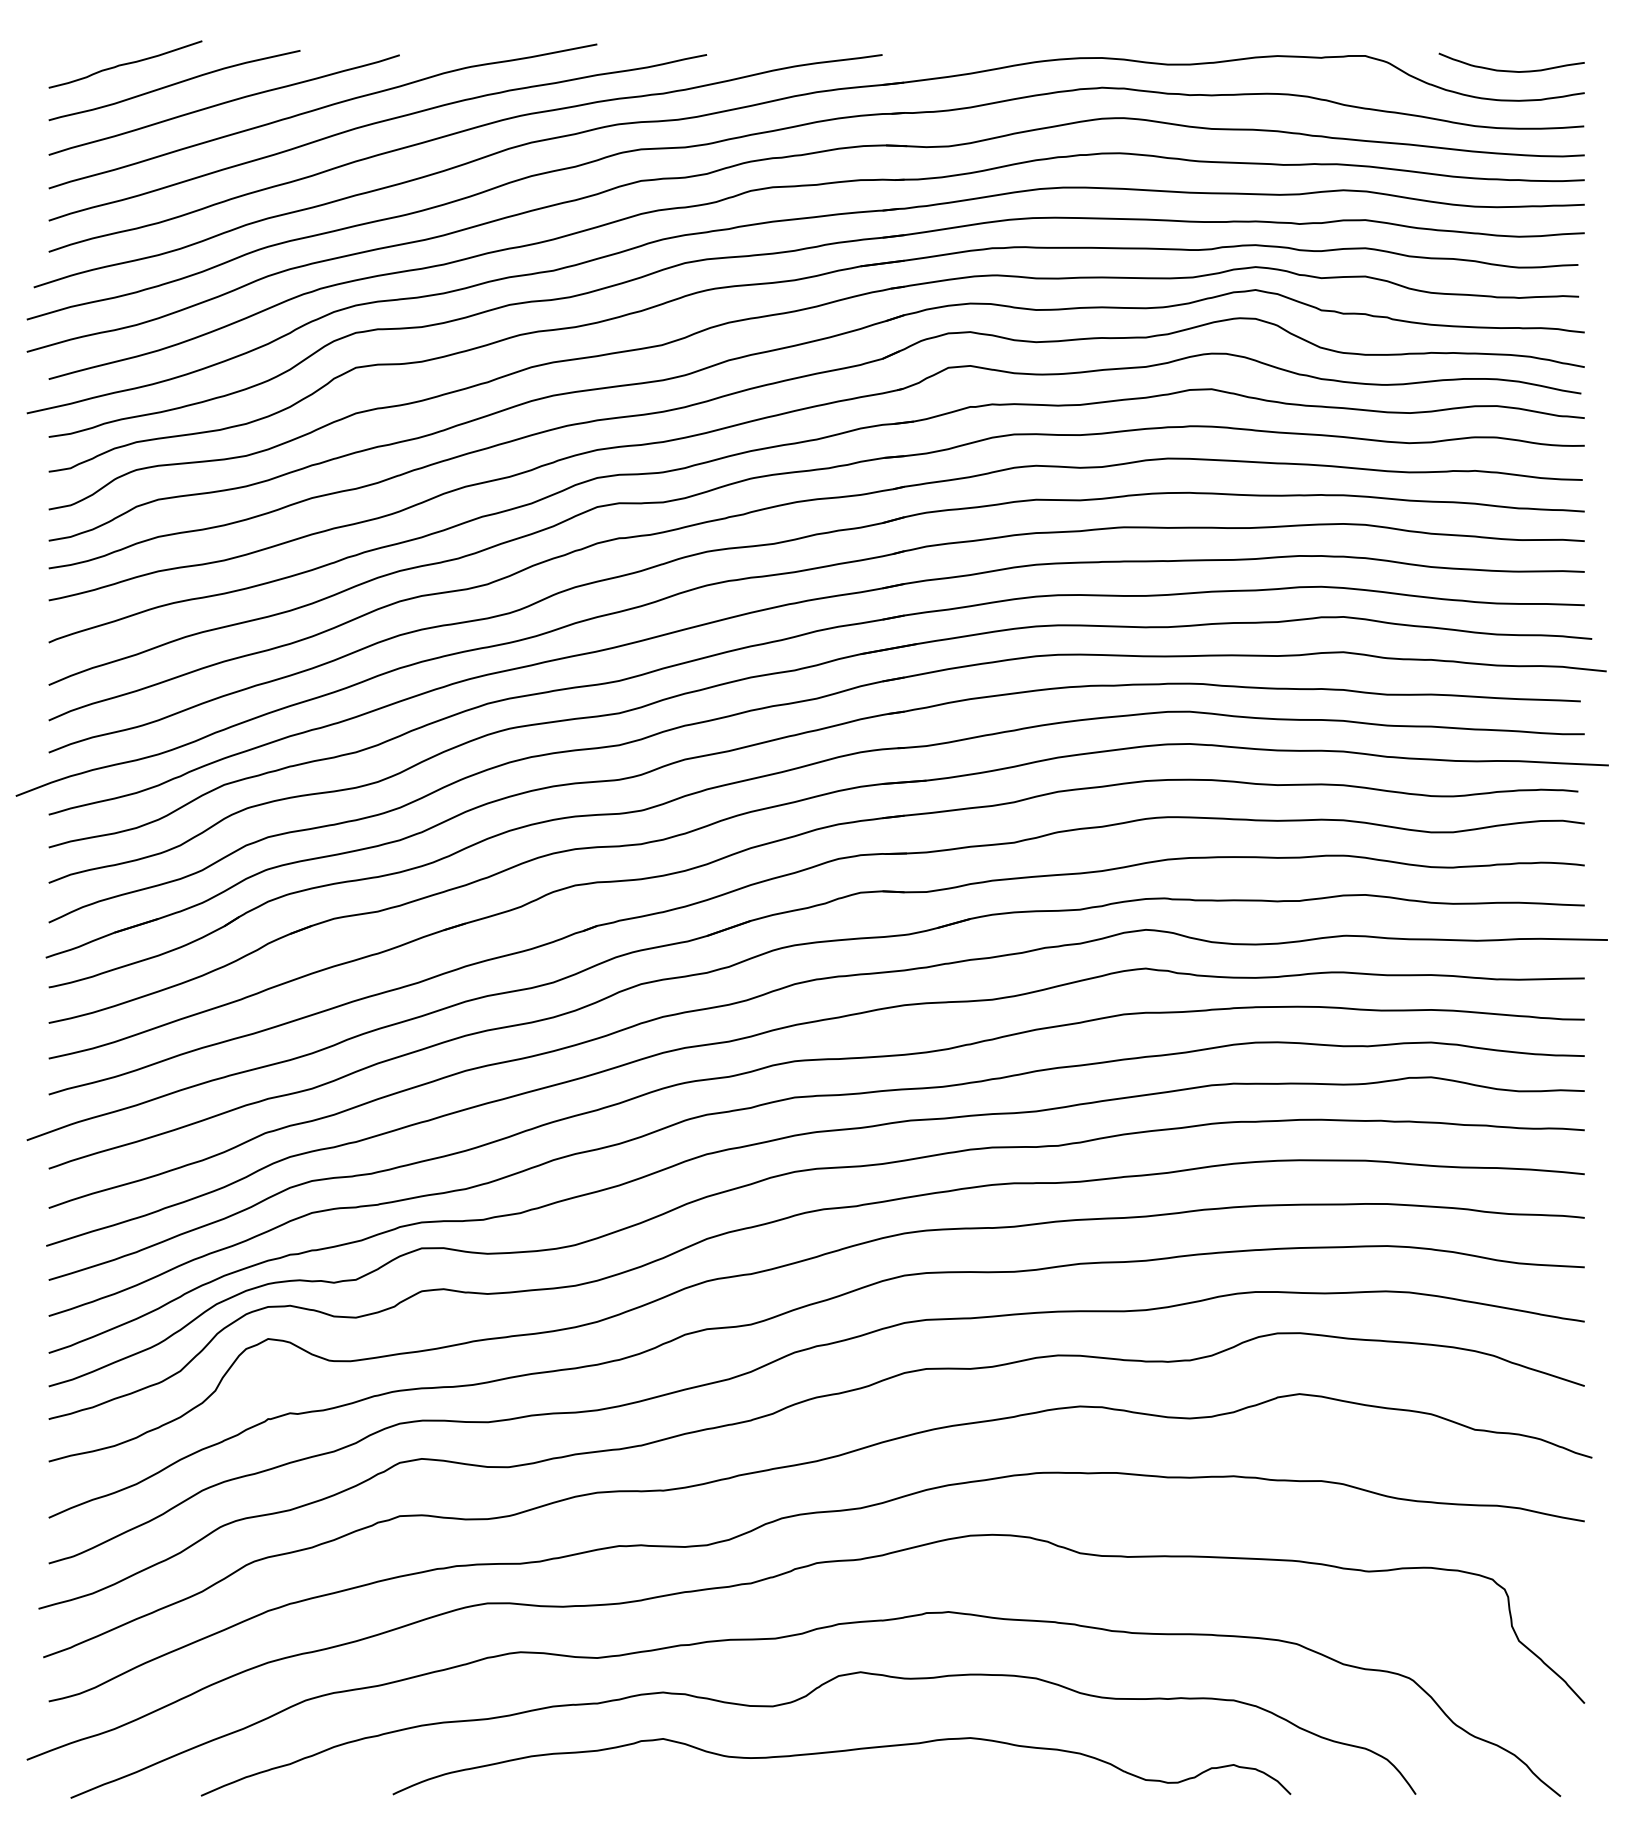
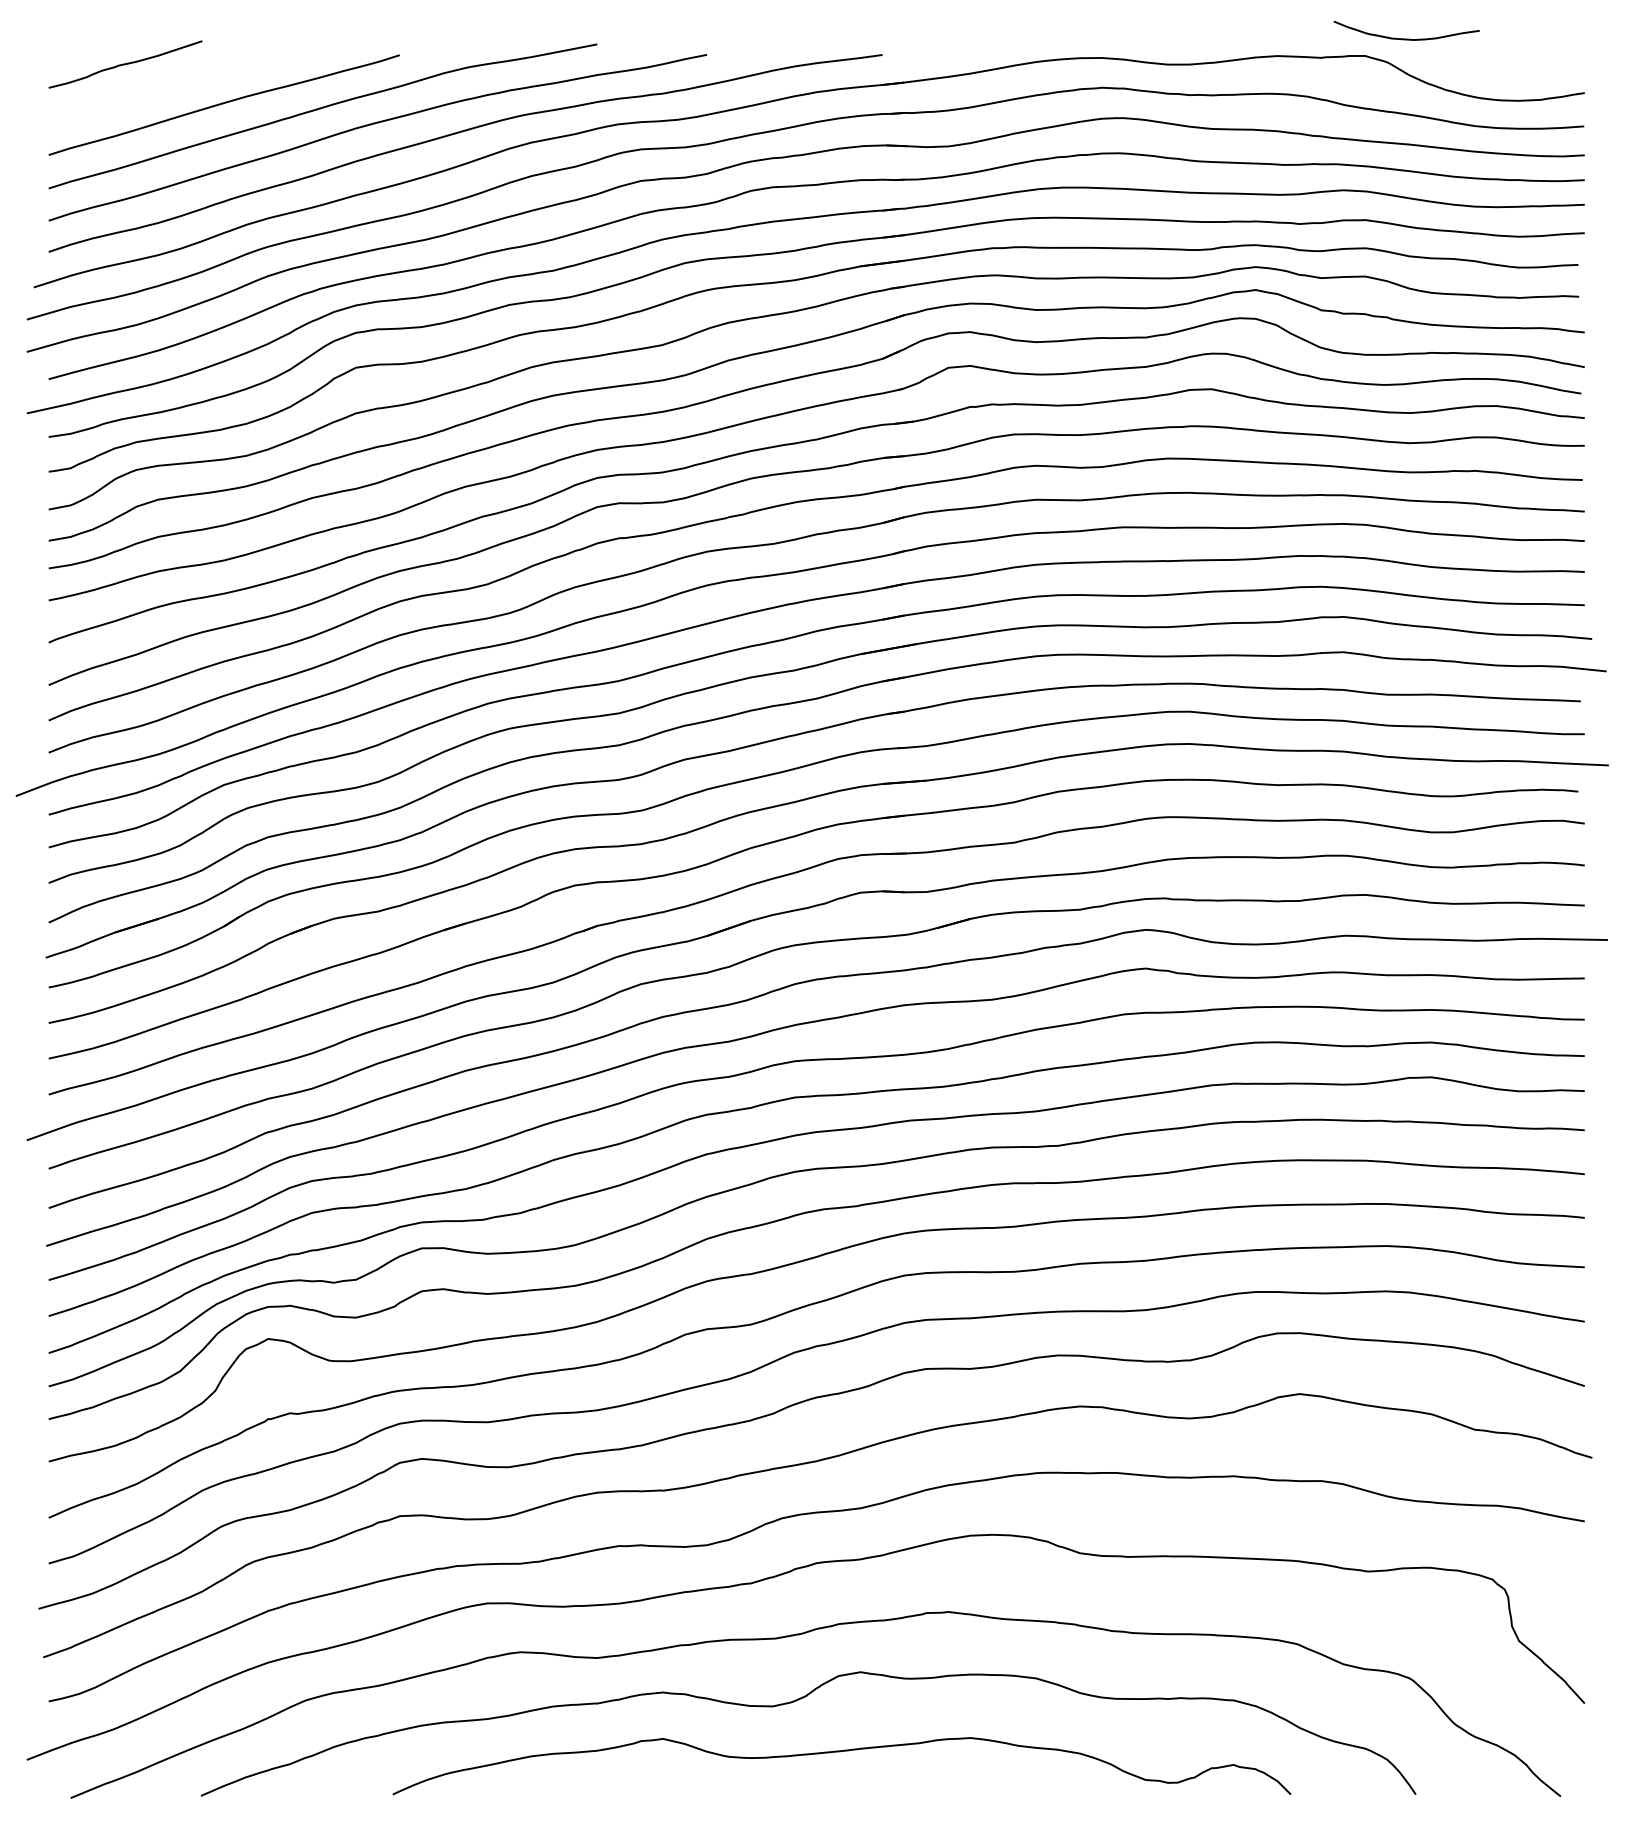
curve position: (1511, 70) -> (1406, 38) (1406, 38)
curve: present -> none (174, 85)
